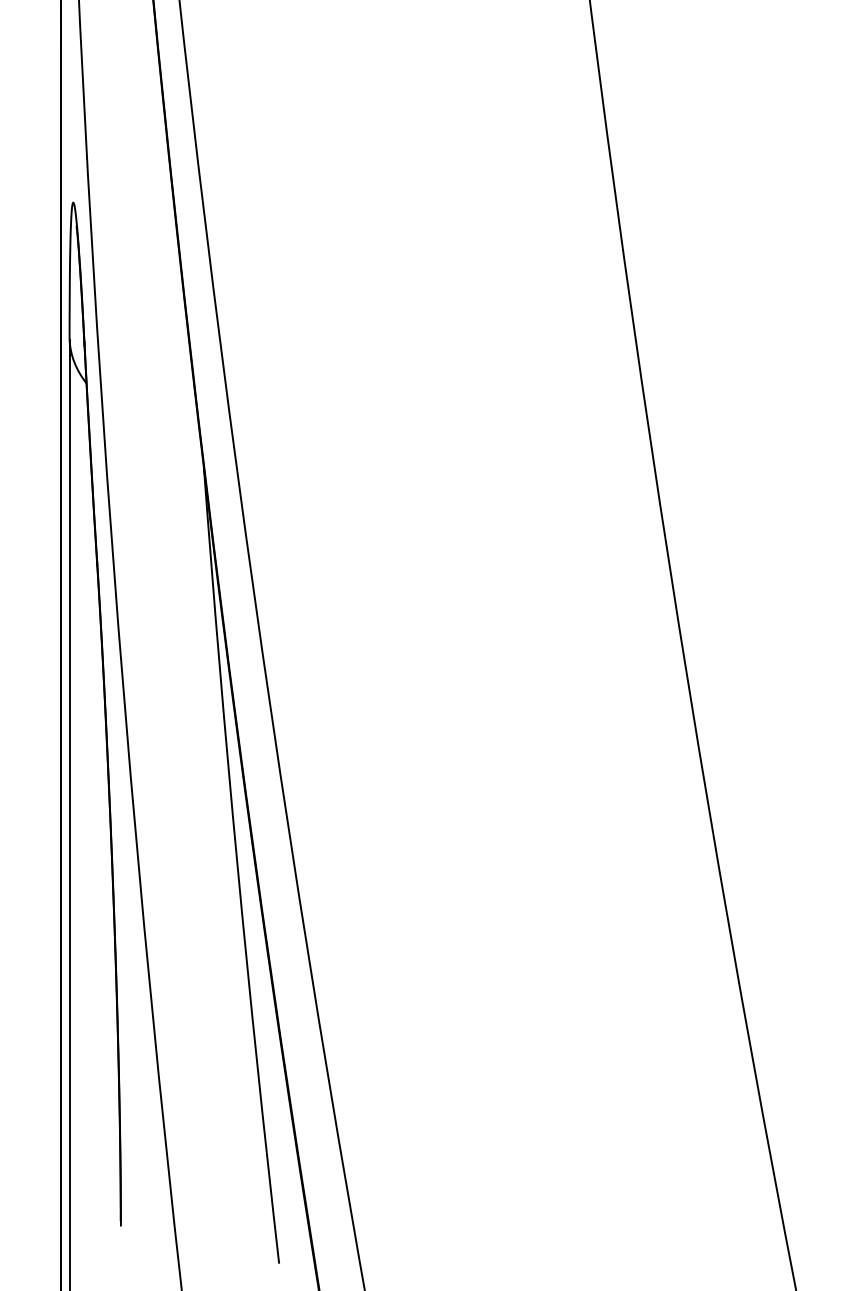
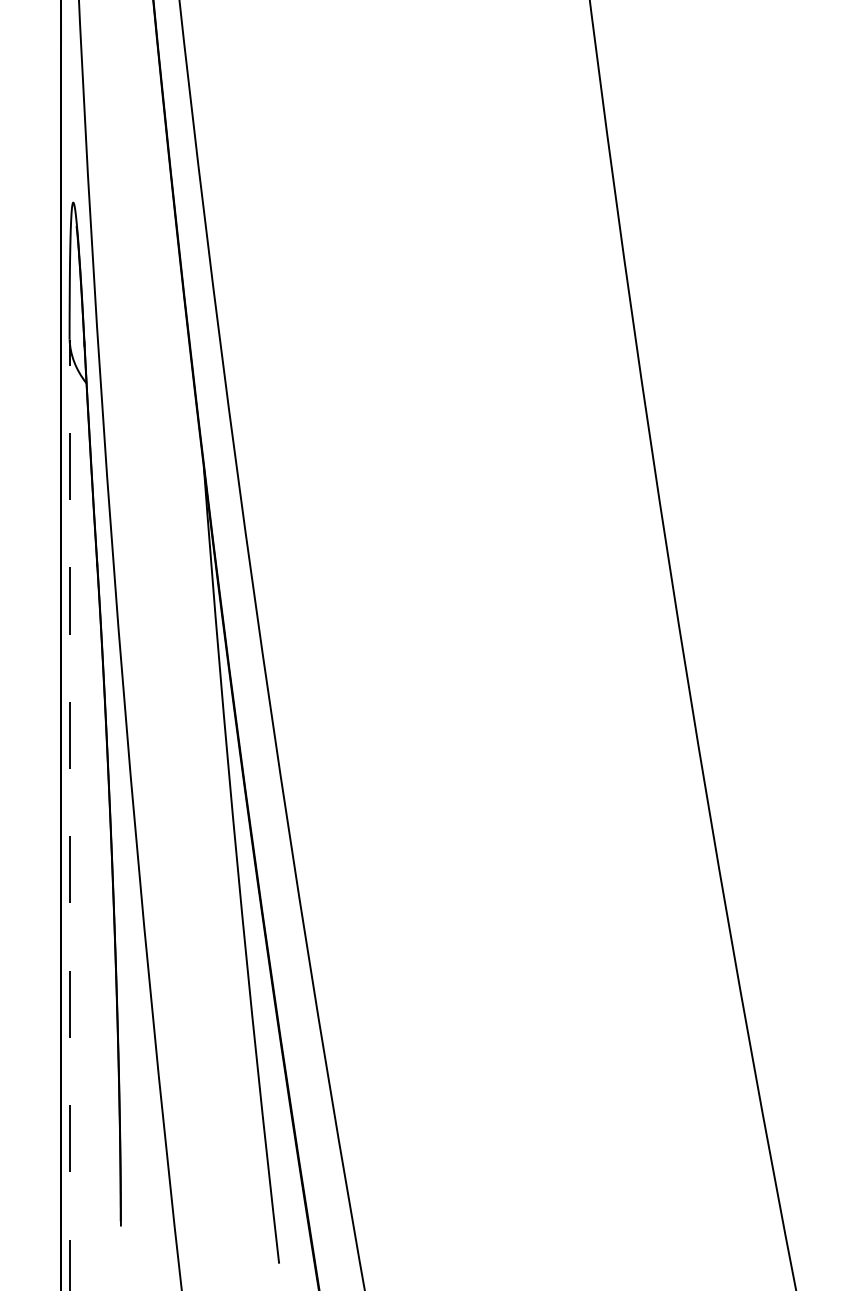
line: solid -> dashed (69, 814)
